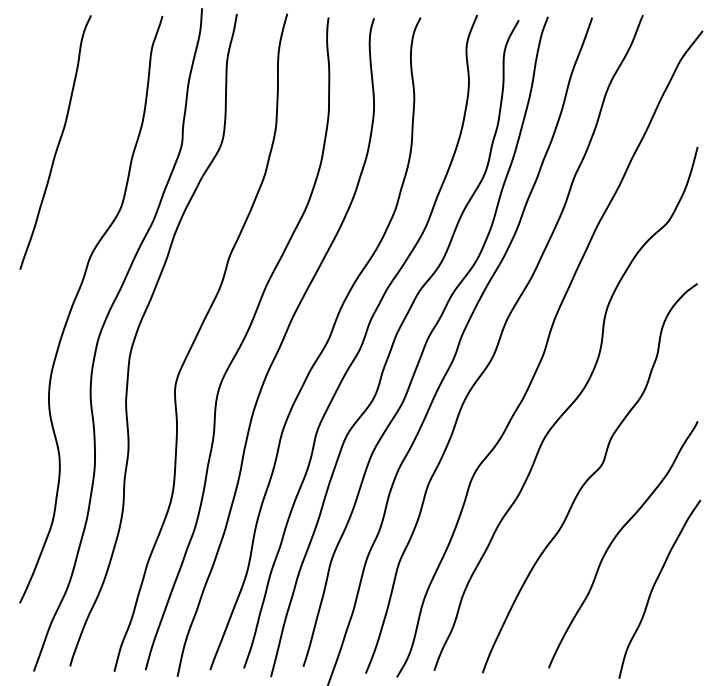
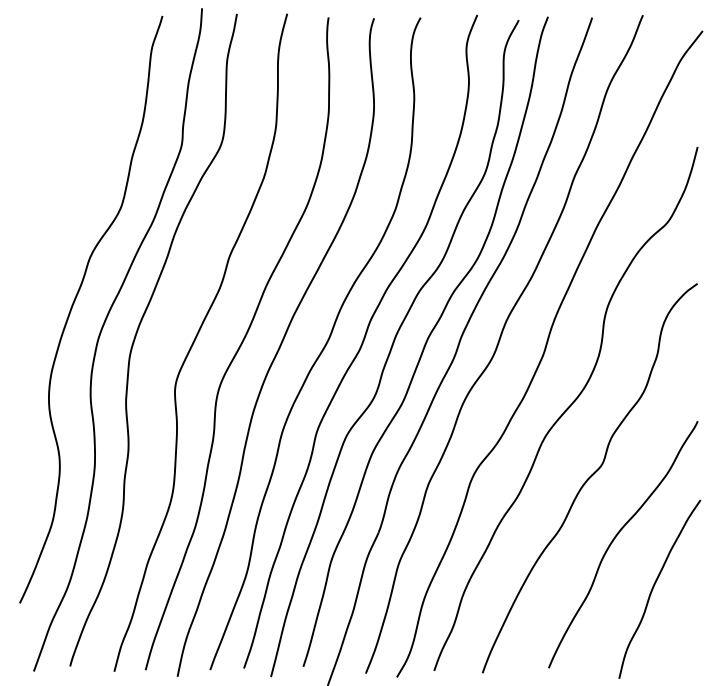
curve: present -> none (57, 144)
